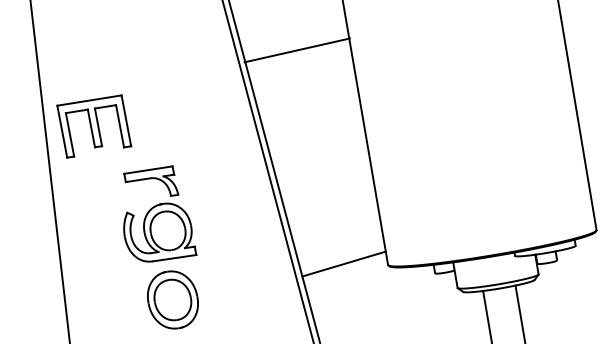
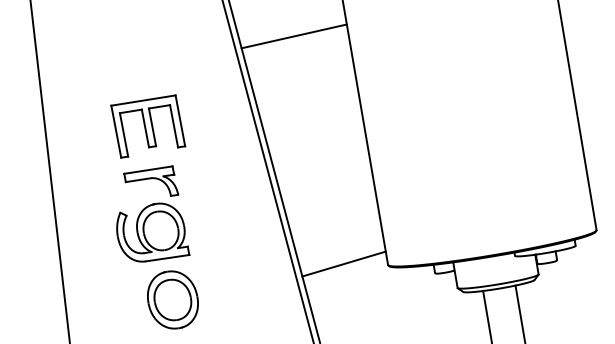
line position: (296, 50) -> (293, 36) (293, 36)
part position: (94, 126) -> (148, 126) (148, 126)
part position: (160, 232) -> (153, 232) (153, 232)
